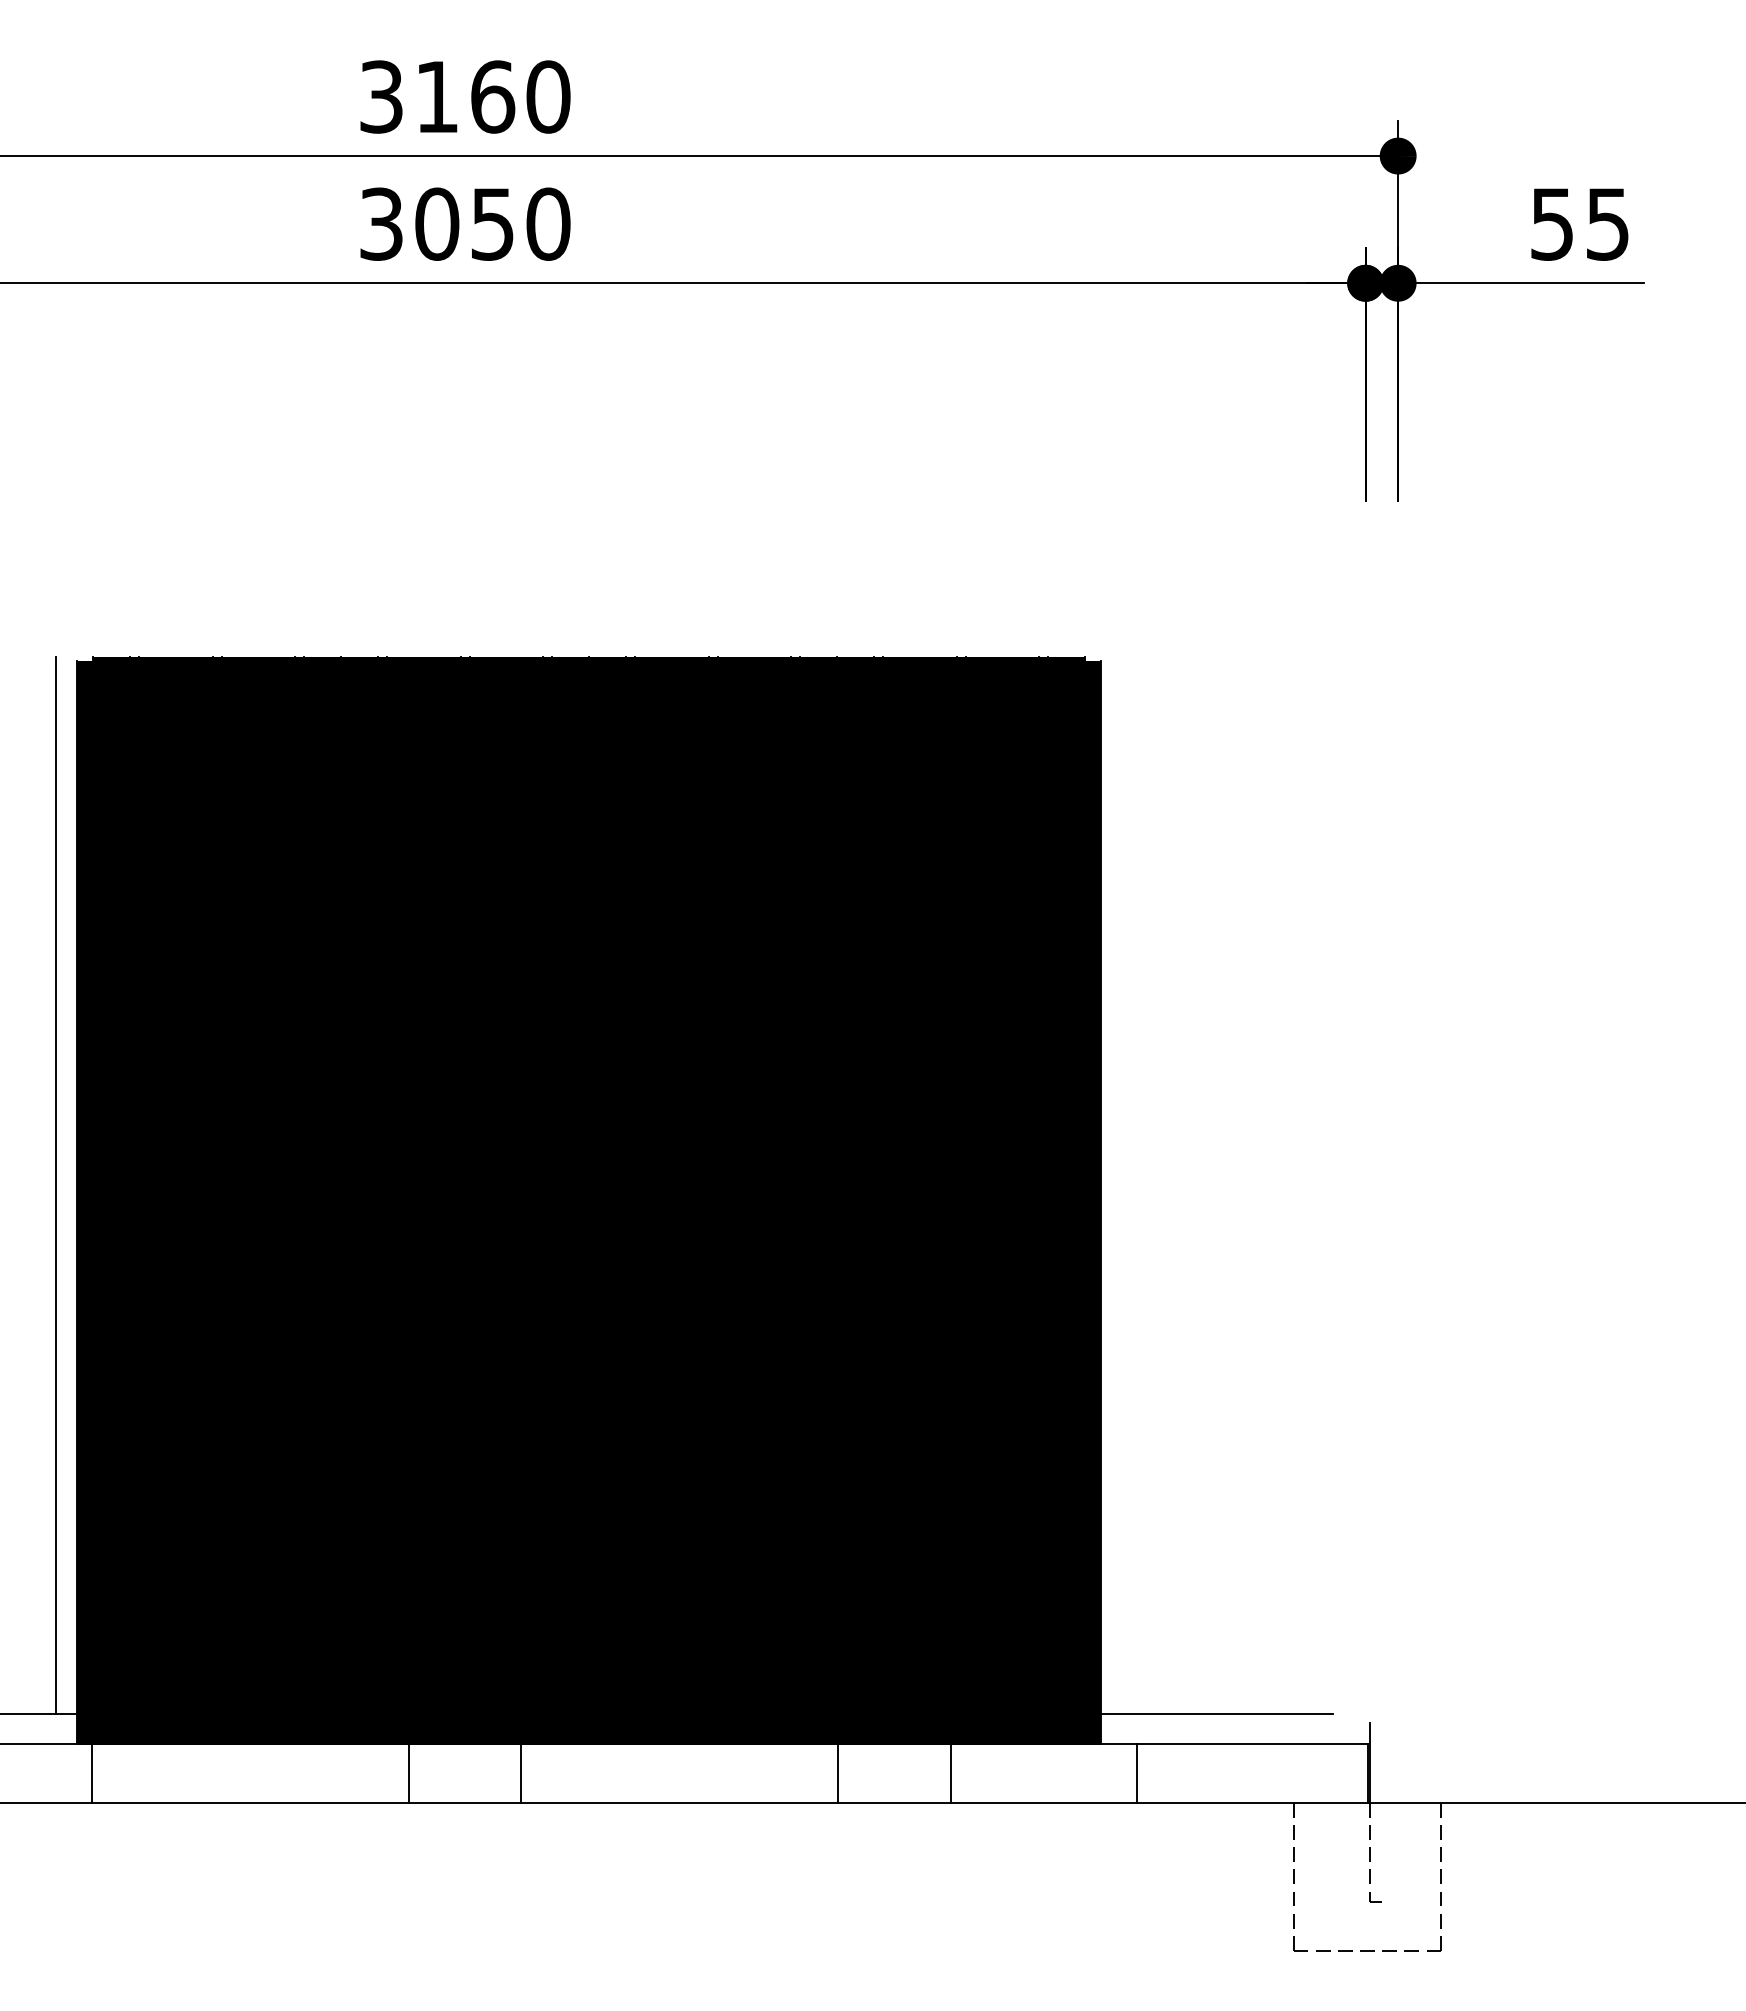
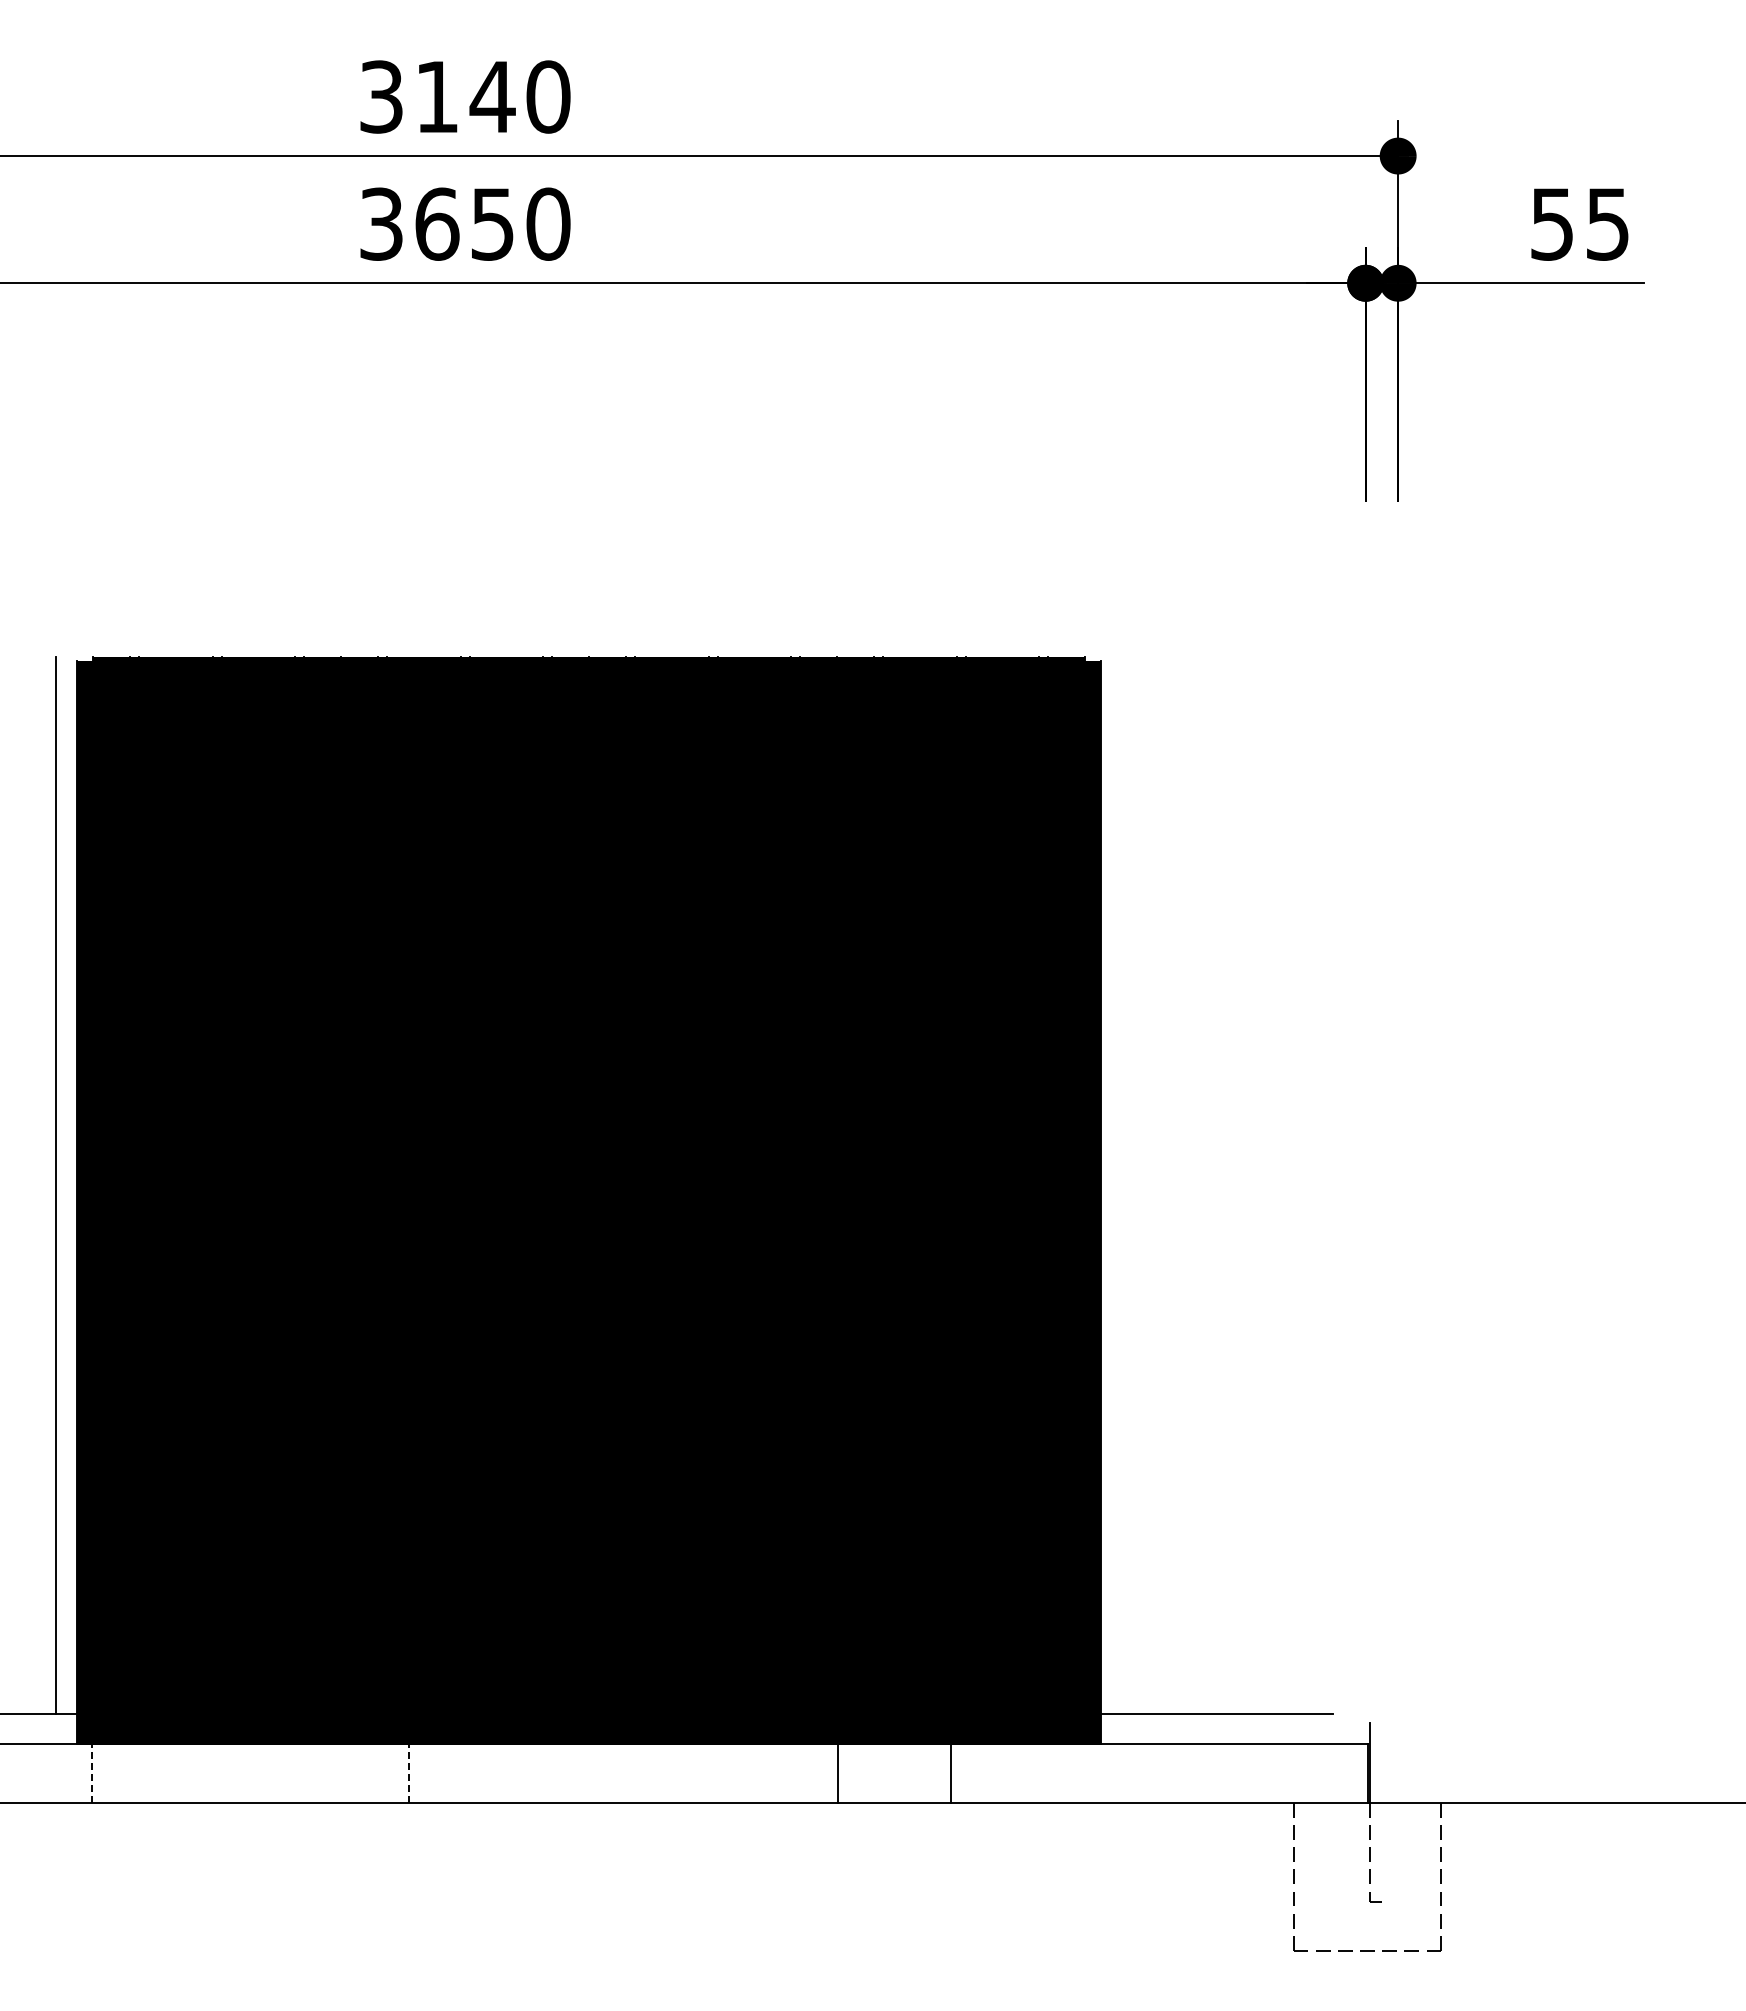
text: 3160 -> 3140 (492, 96)
text: 3050 -> 3650 (437, 223)
line: solid -> dashed (91, 1773)
line: solid -> dashed (409, 1773)
line: present -> none (521, 1773)
line: present -> none (1137, 1773)
